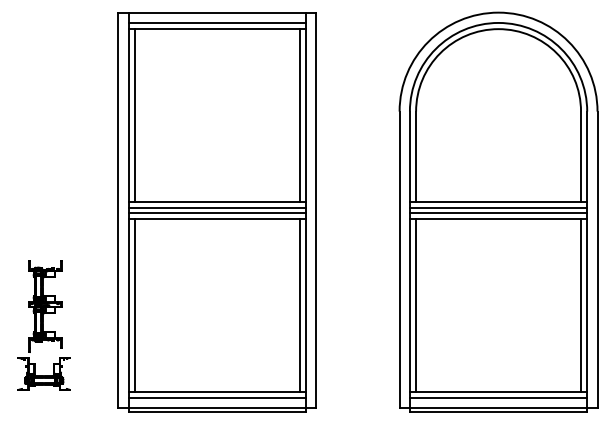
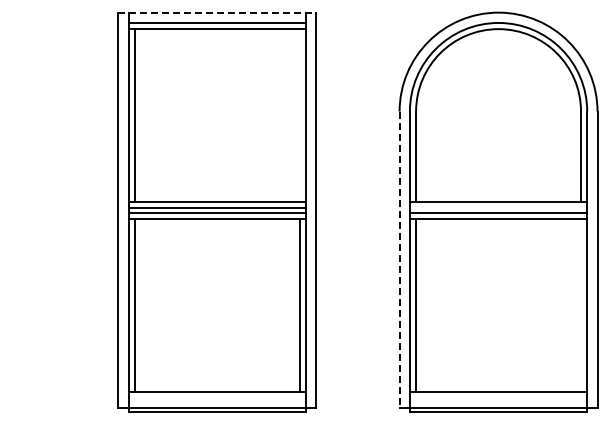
line: solid -> dashed (217, 12)
line: present -> none (299, 115)
line: present -> none (498, 207)
line: solid -> dashed (399, 260)
line: present -> none (581, 305)
part: present -> none (43, 325)
line: present -> none (216, 398)
line: present -> none (498, 398)
